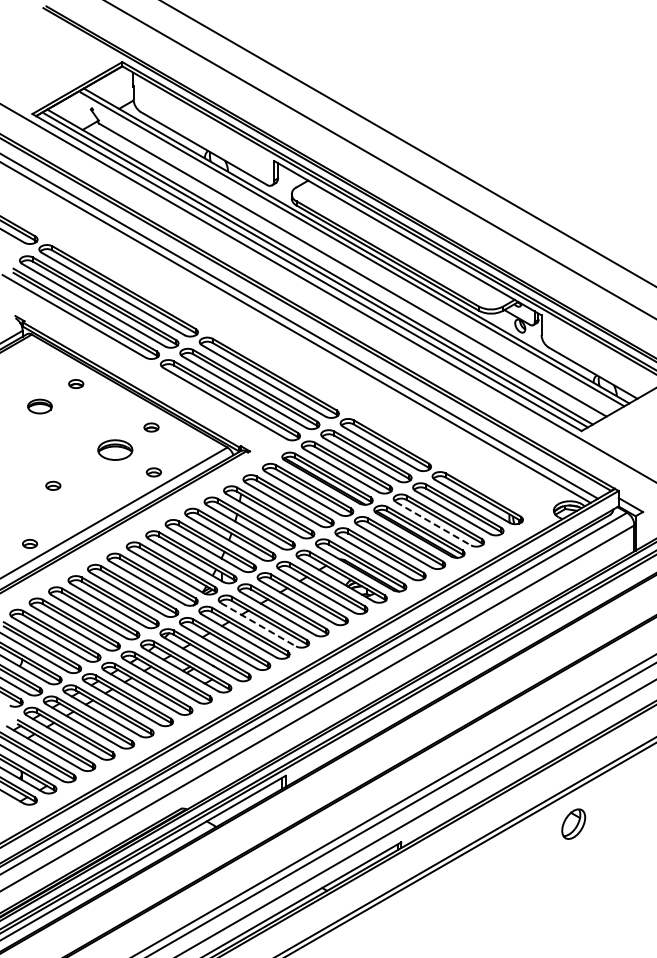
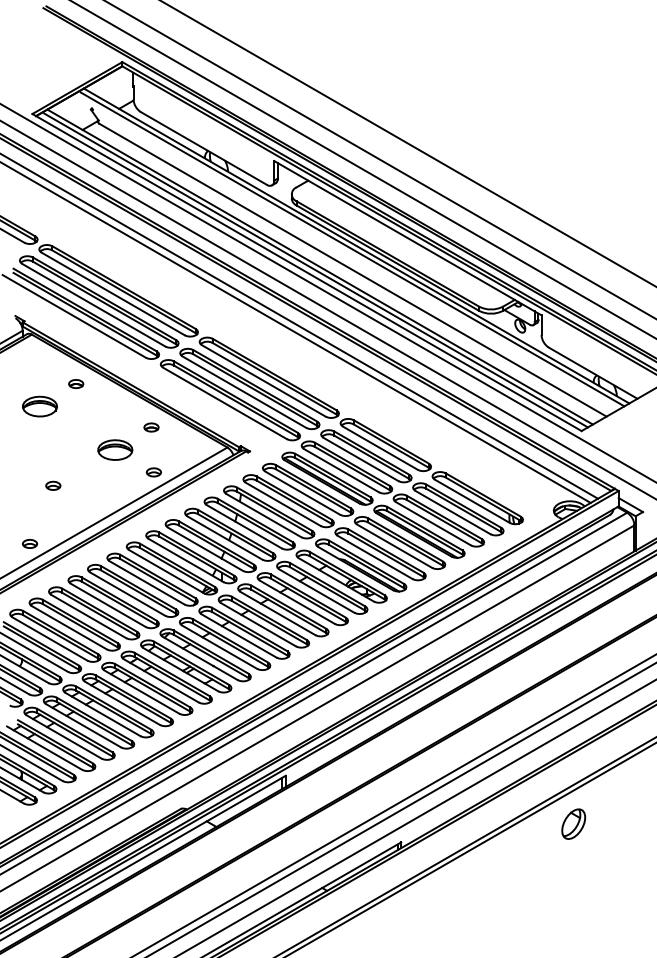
line: none -> present (363, 169)
line: none -> present (327, 309)
part size: 26x17 px -> 36x23 px (39, 406)
line: dashed -> solid (433, 523)
line: dashed -> solid (258, 624)
